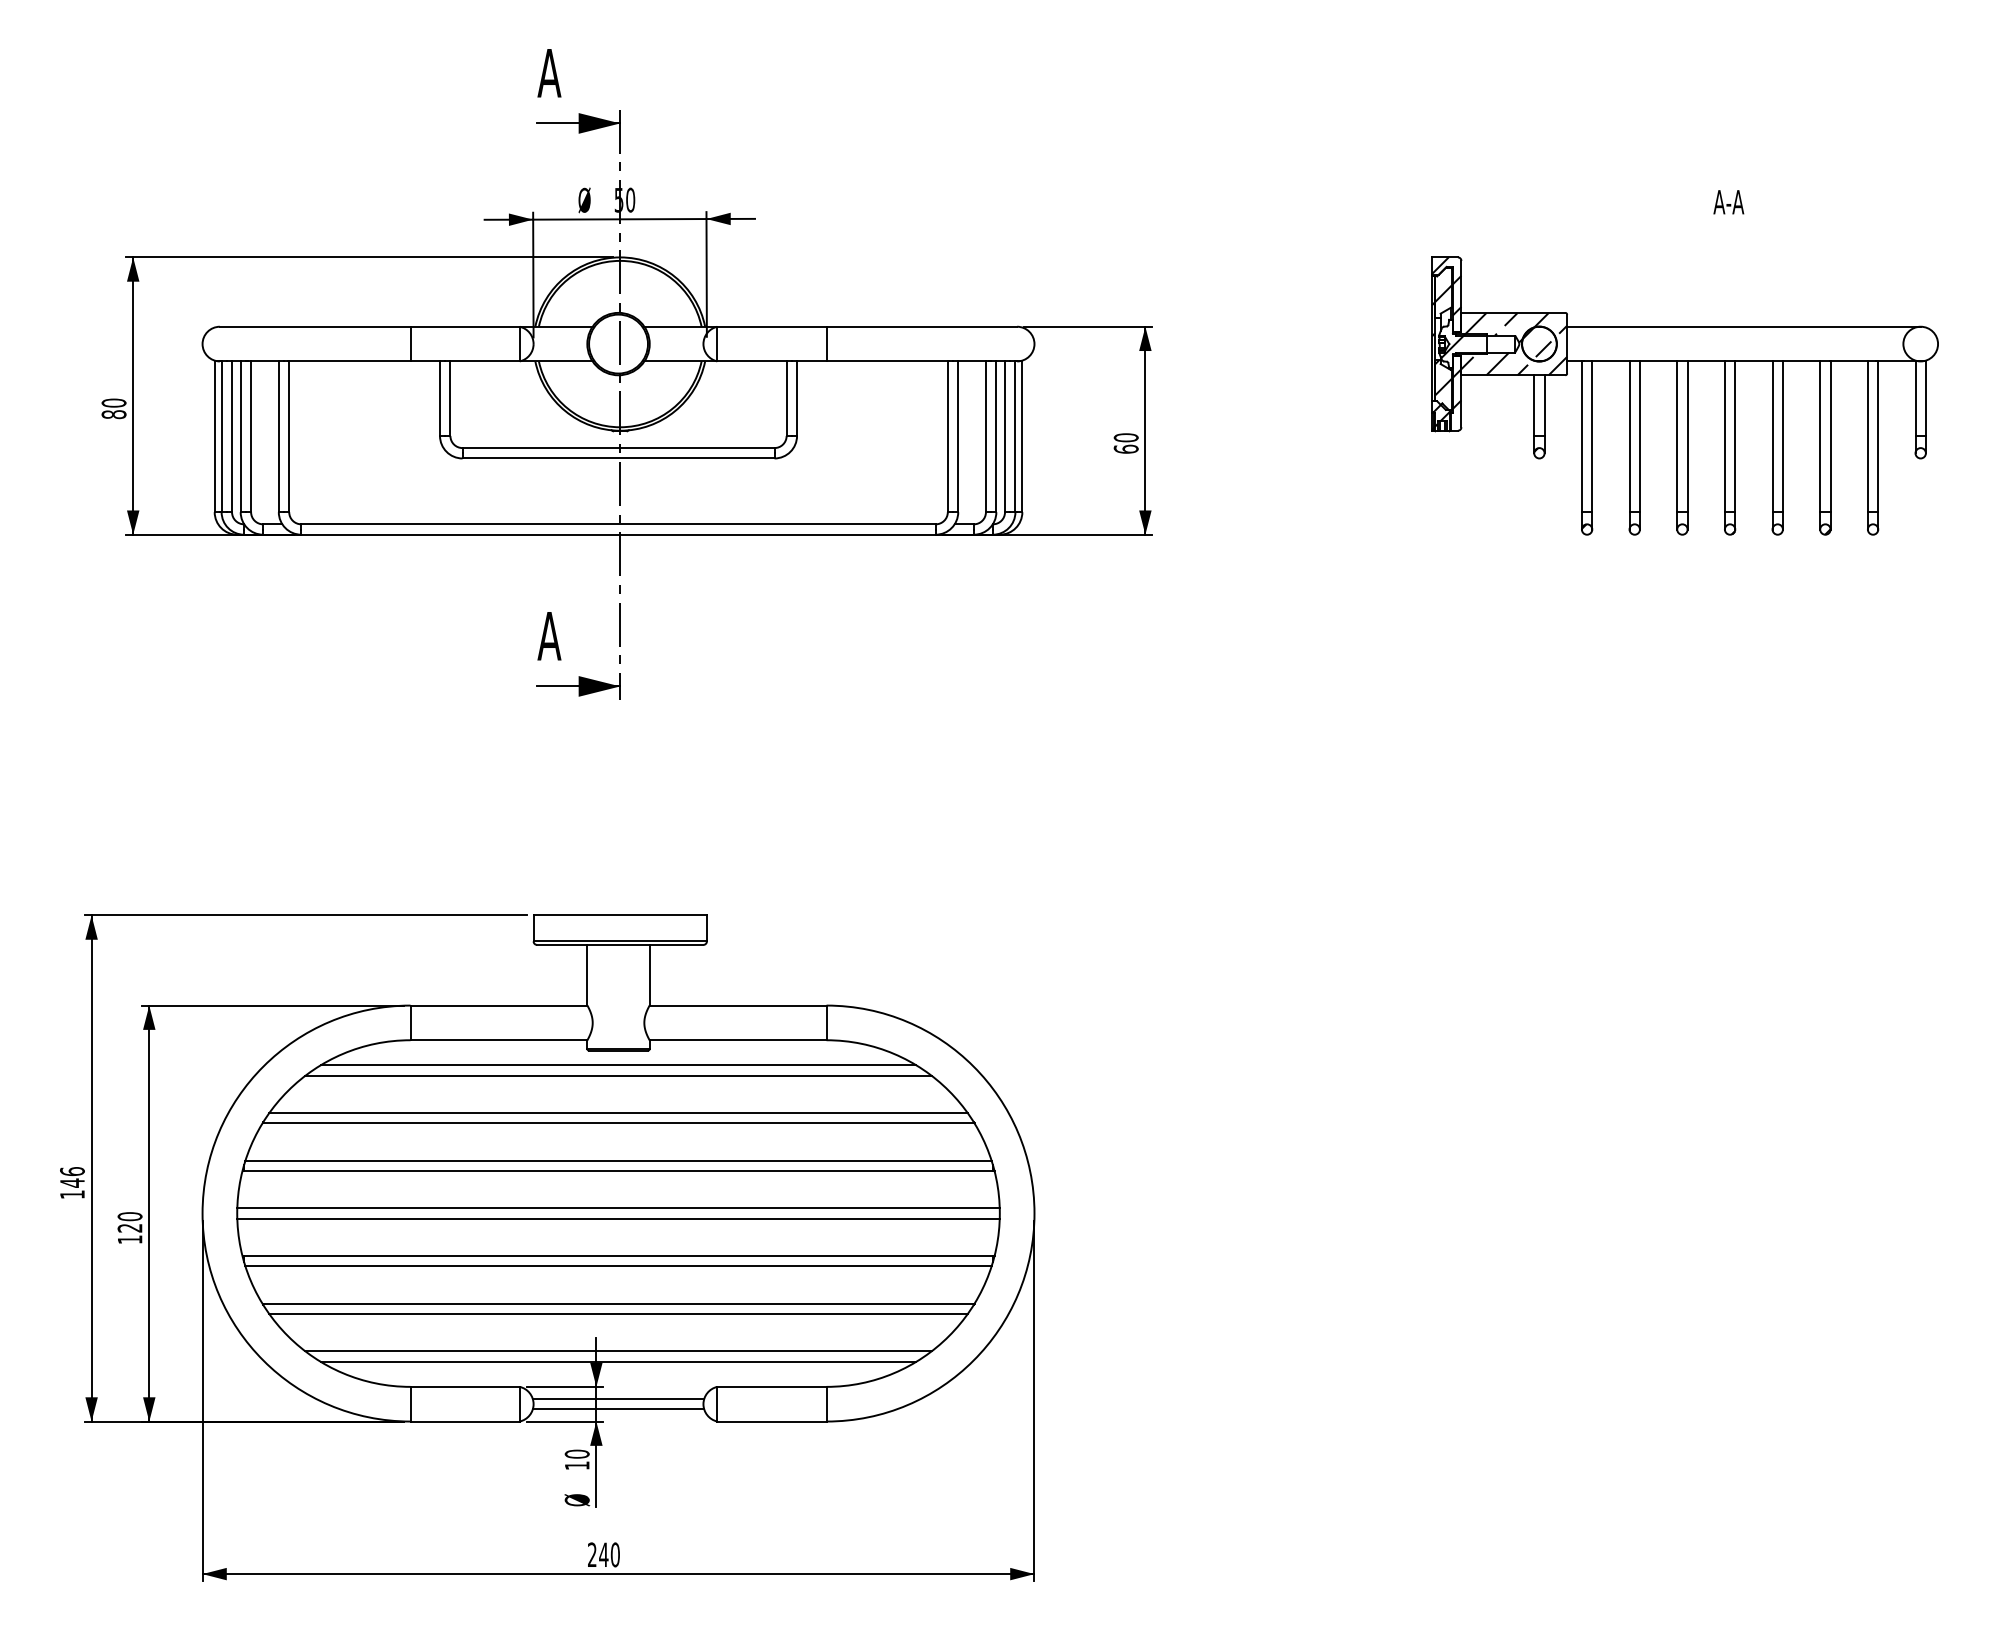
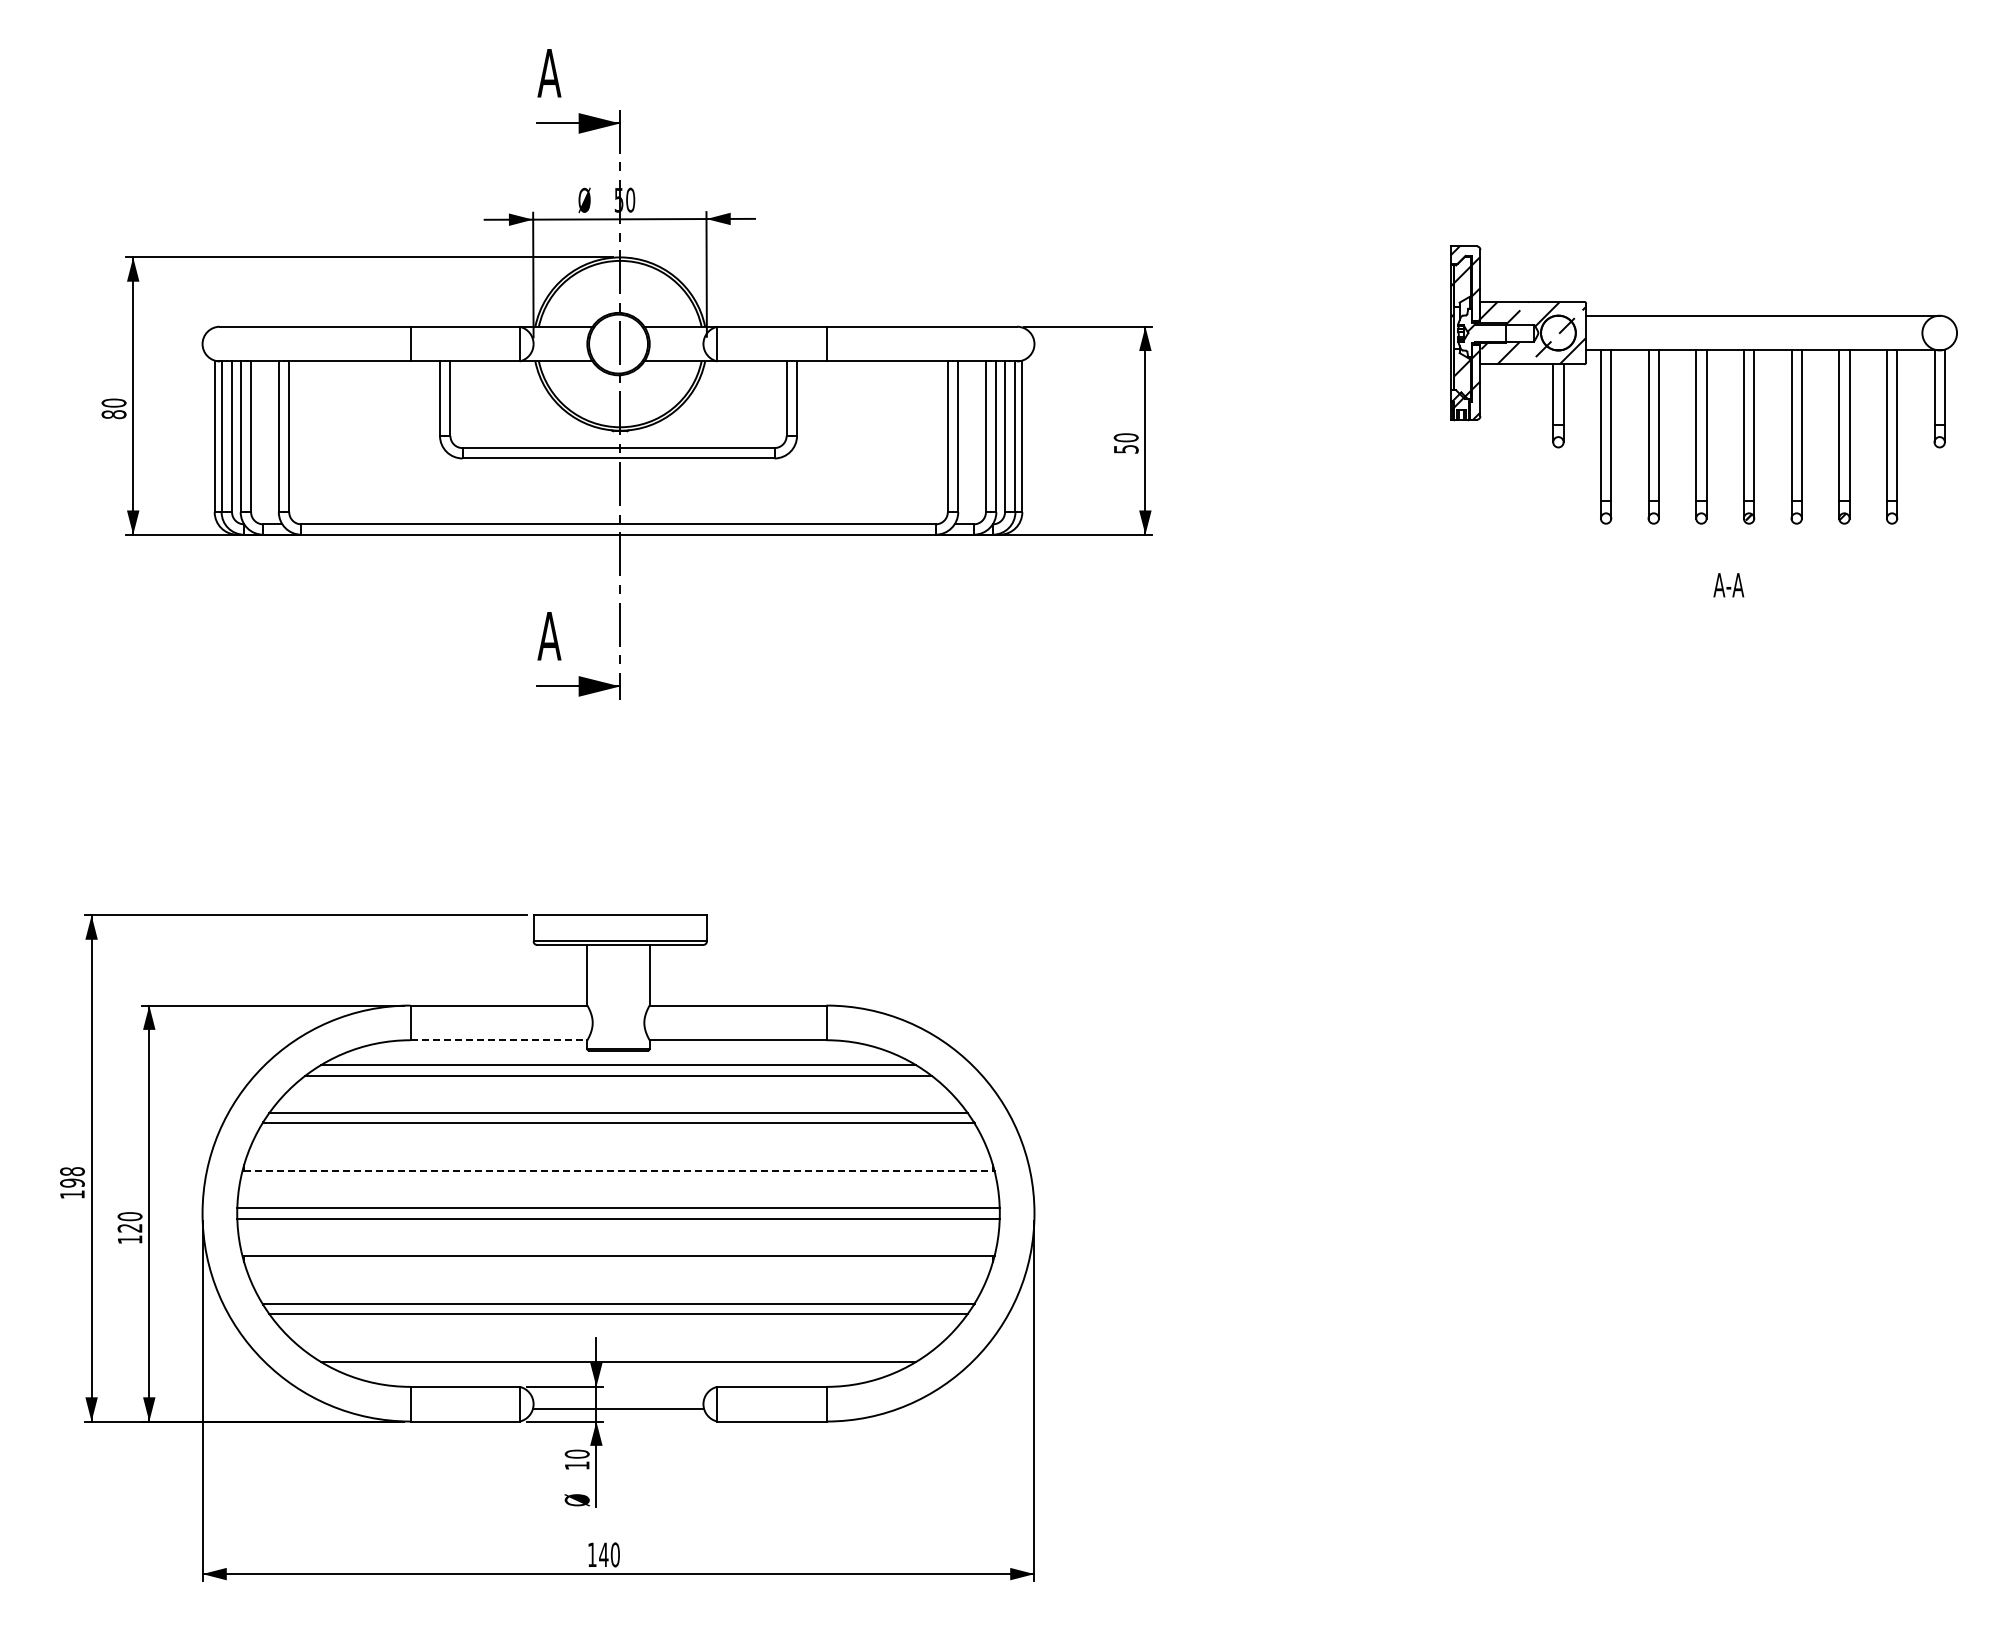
text position: (1728, 202) -> (1728, 585) (1728, 585)
part position: (1684, 395) -> (1703, 384) (1703, 384)
text: 60 -> 50 (1125, 448)
line: solid -> dashed (499, 1040)
line: present -> none (618, 1160)
line: solid -> dashed (619, 1171)
text: 146 -> 198 (72, 1177)
line: present -> none (618, 1266)
line: present -> none (618, 1351)
line: present -> none (618, 1399)
text: 240 -> 140 (592, 1554)
